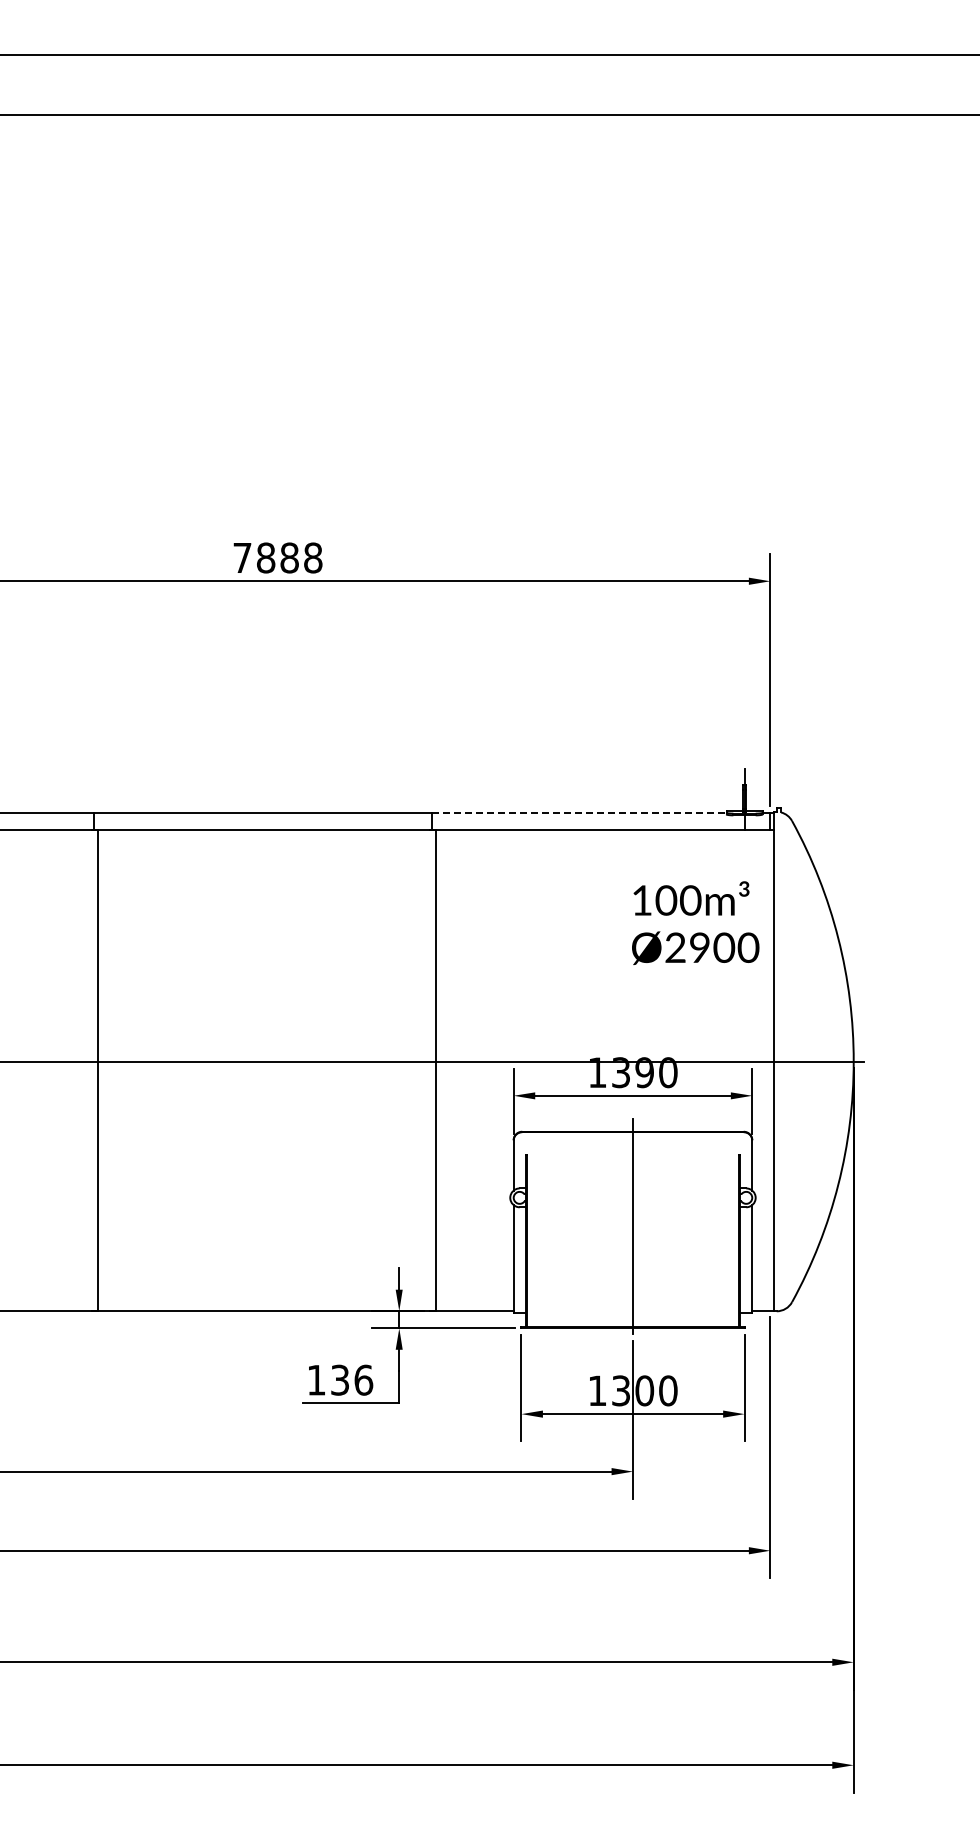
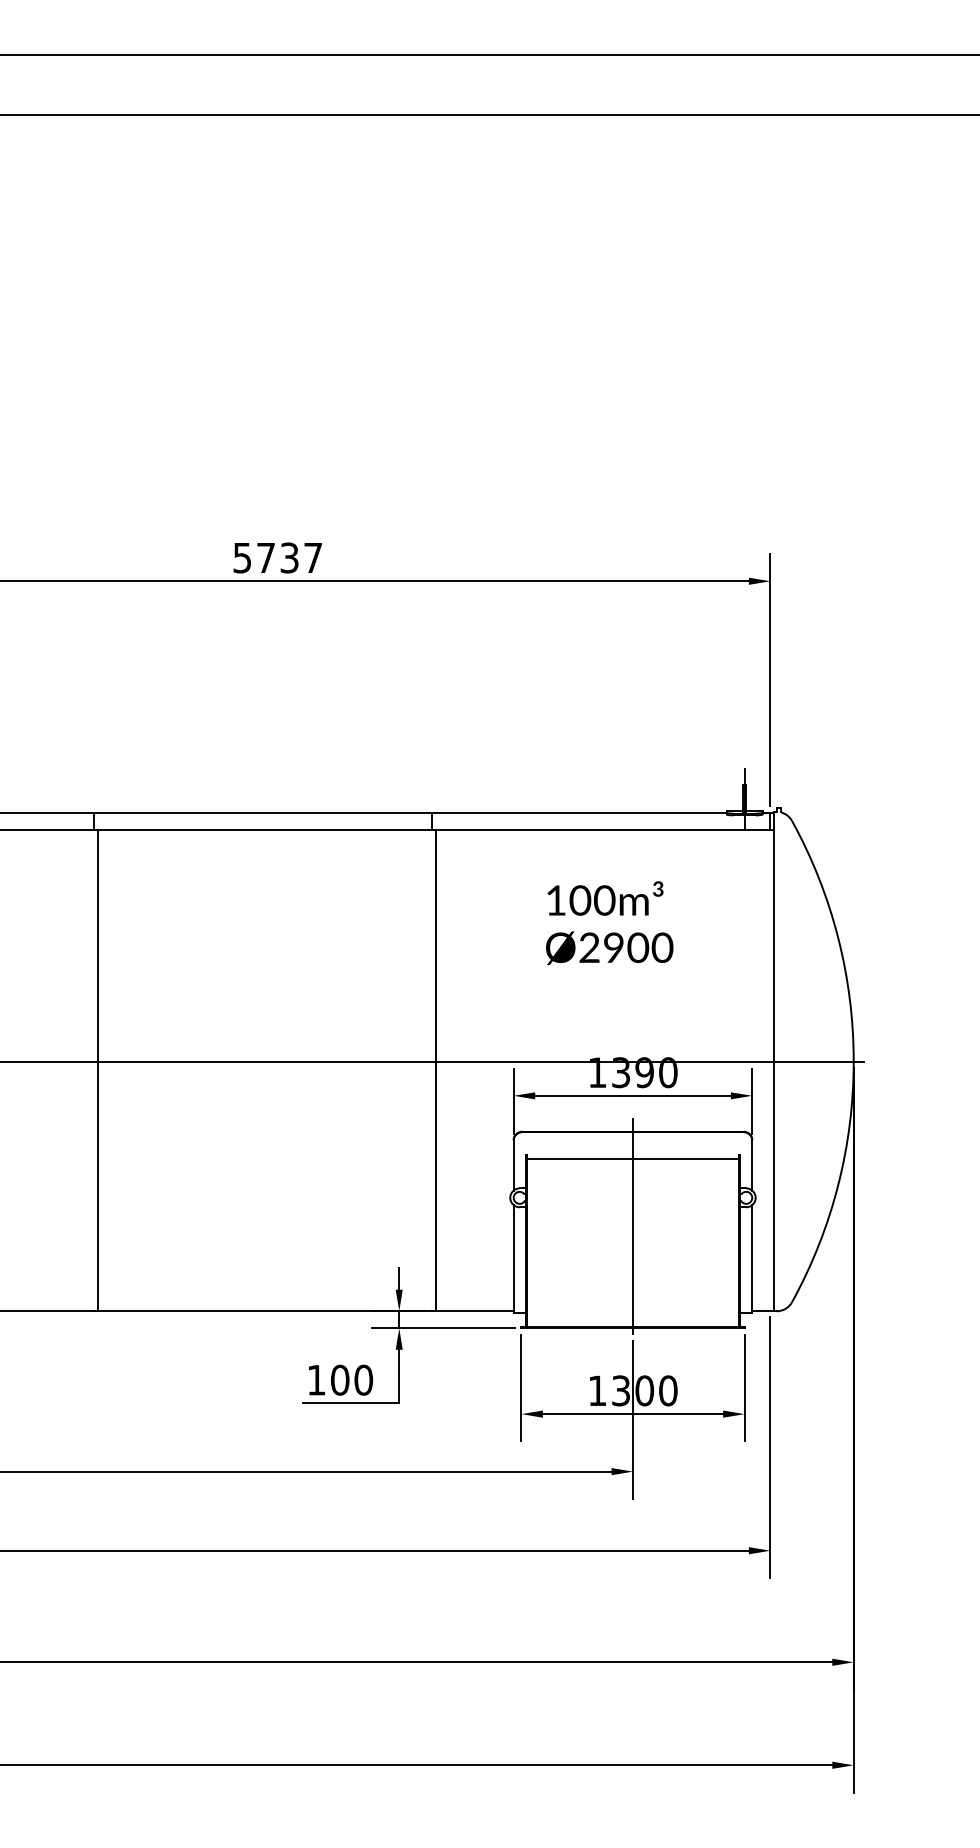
text: 7888 -> 5737 (277, 557)
line: dashed -> solid (579, 812)
text position: (695, 922) -> (609, 922) (609, 922)
line: none -> present (632, 1158)
text: 136 -> 100 (352, 1379)
